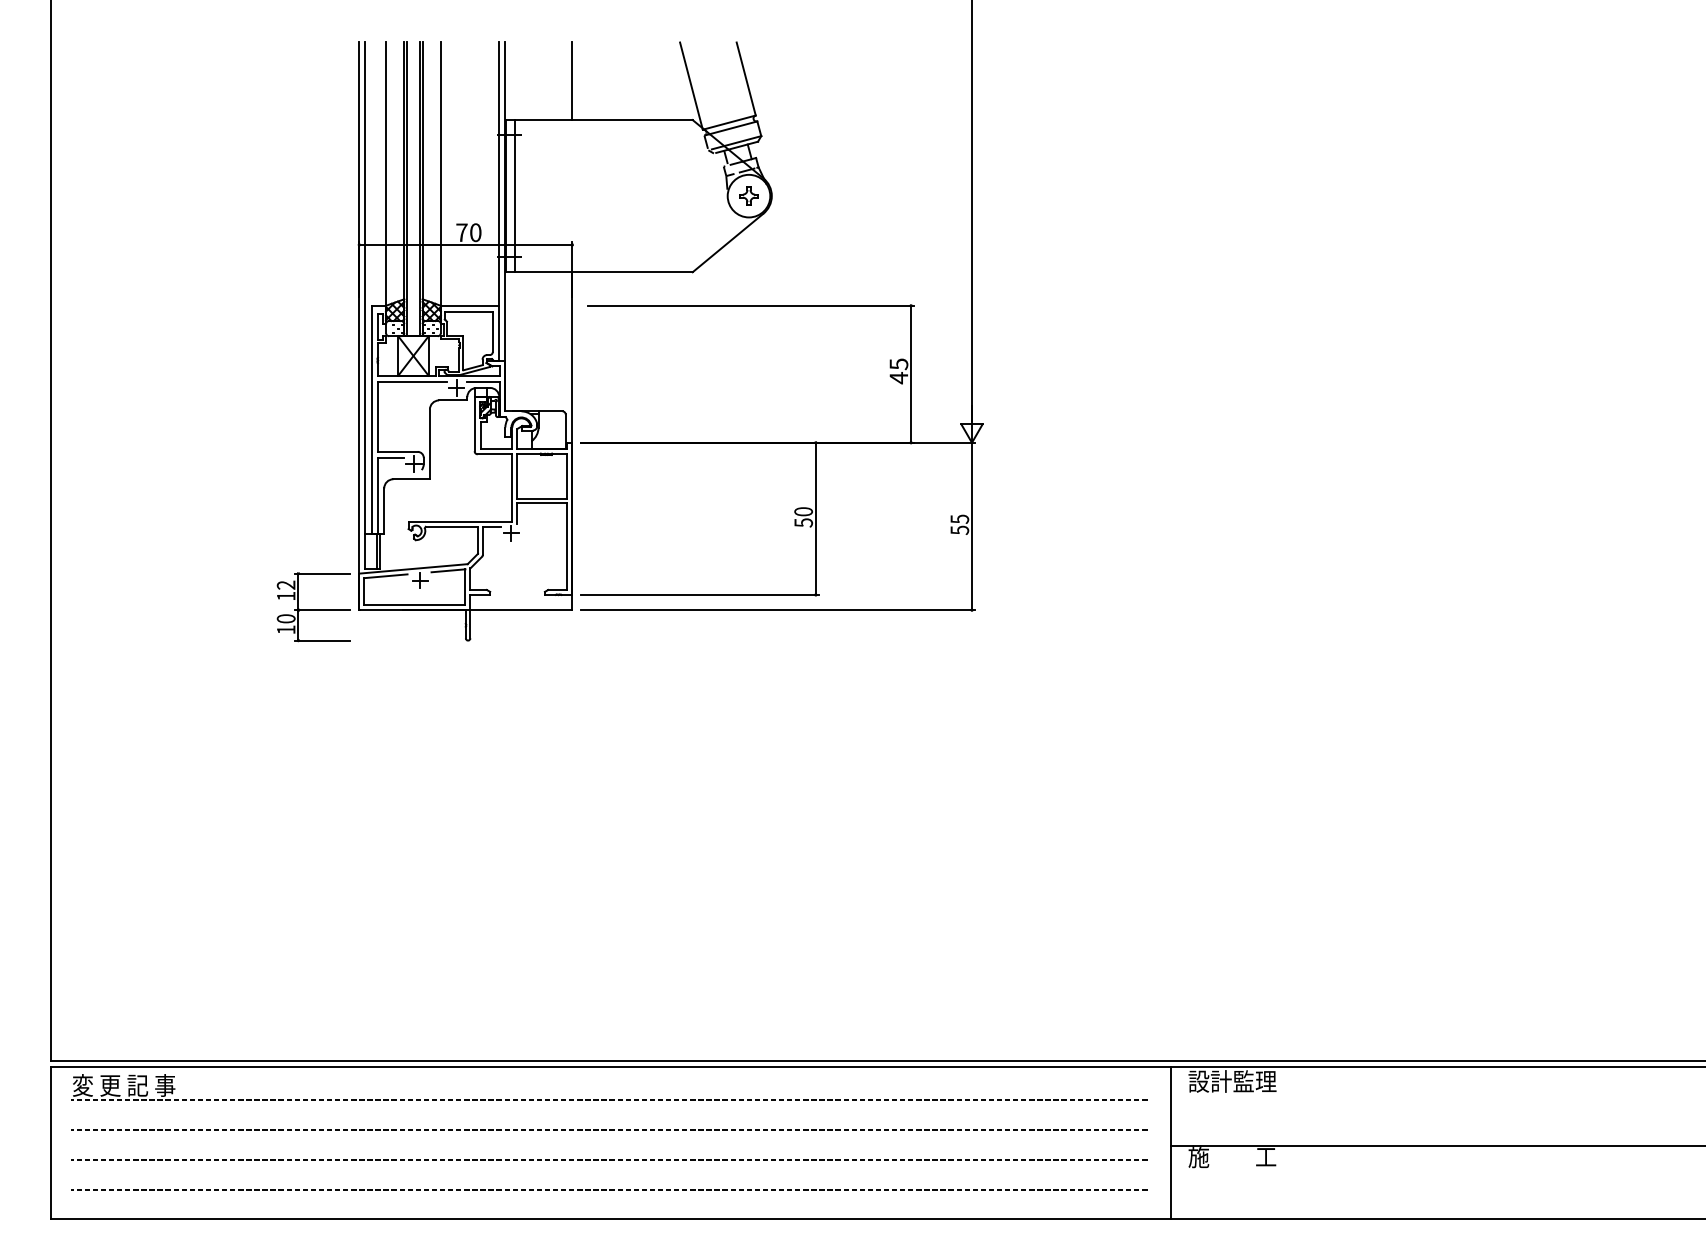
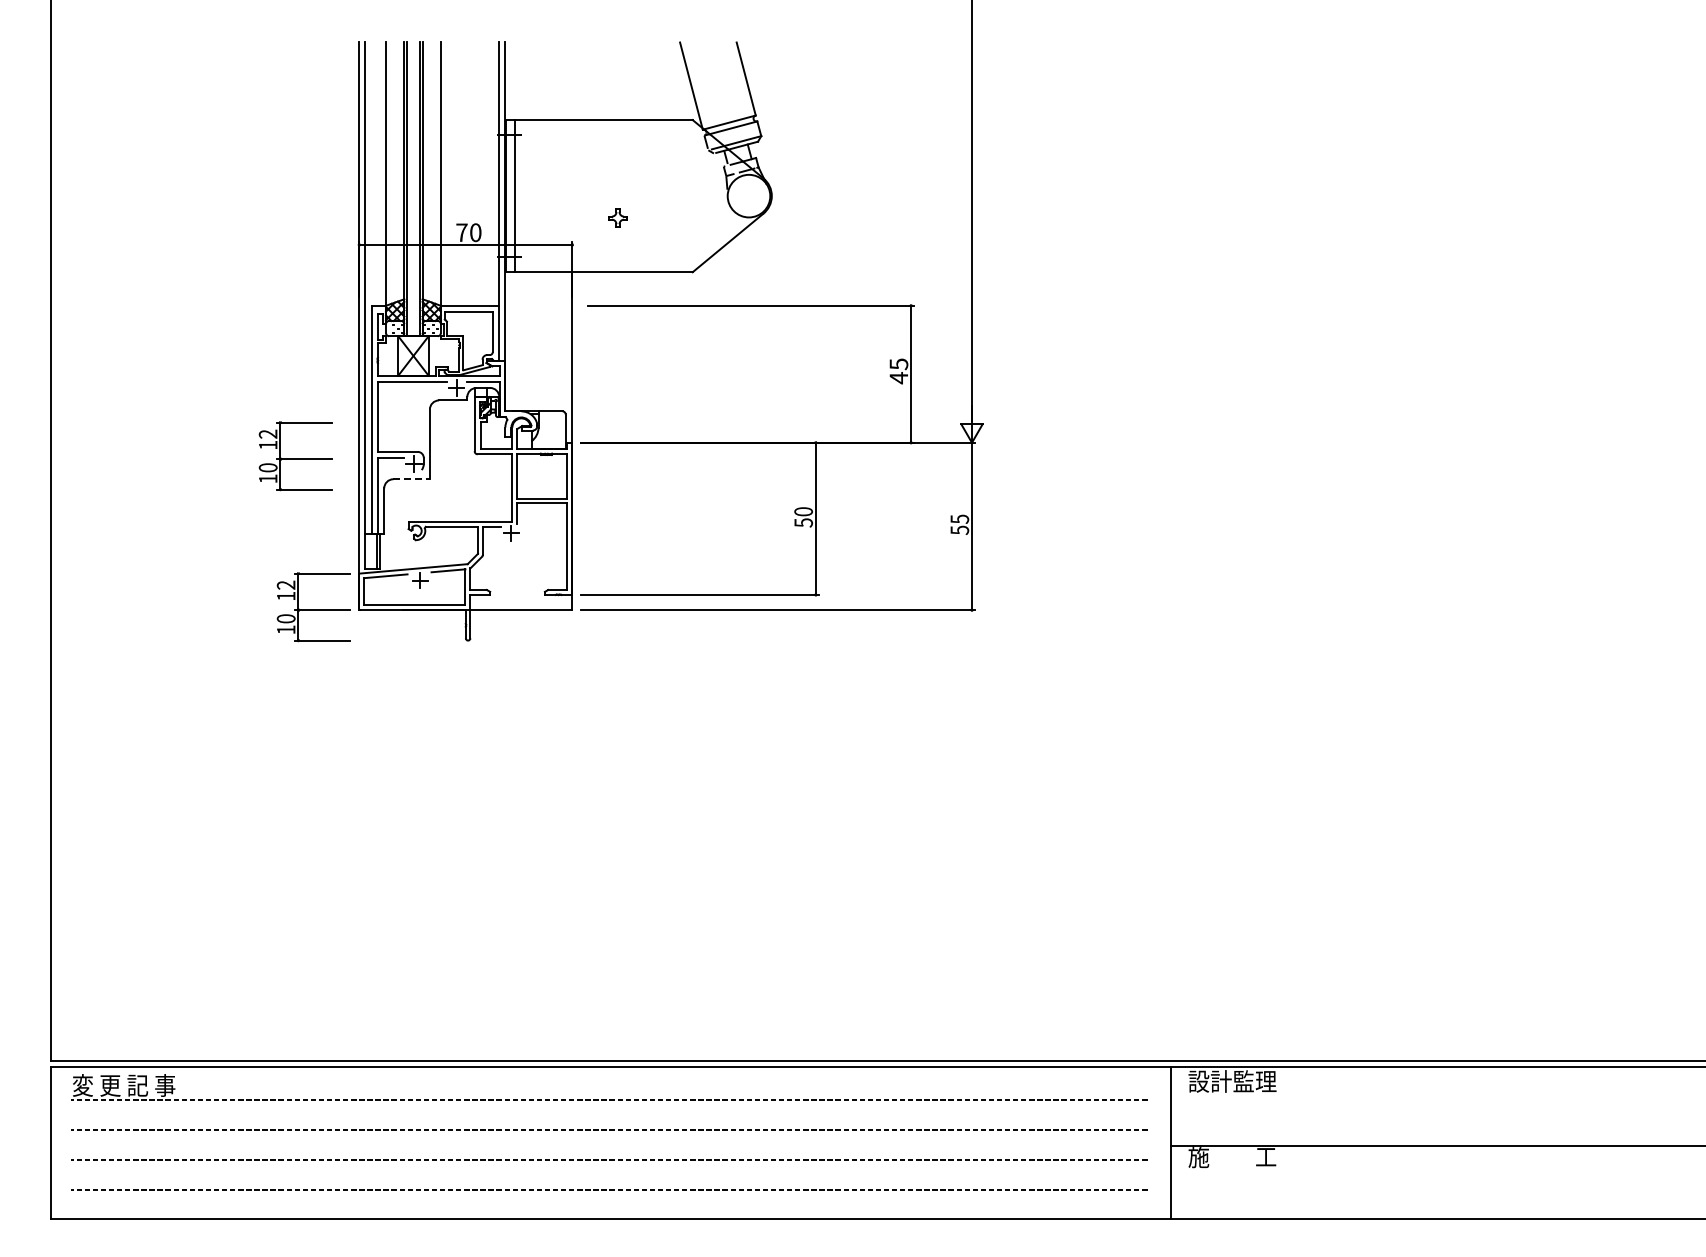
line: present -> none (572, 81)
part position: (748, 195) -> (617, 217) (617, 217)
part: none -> present (295, 456)
line: solid -> dashed (412, 479)
